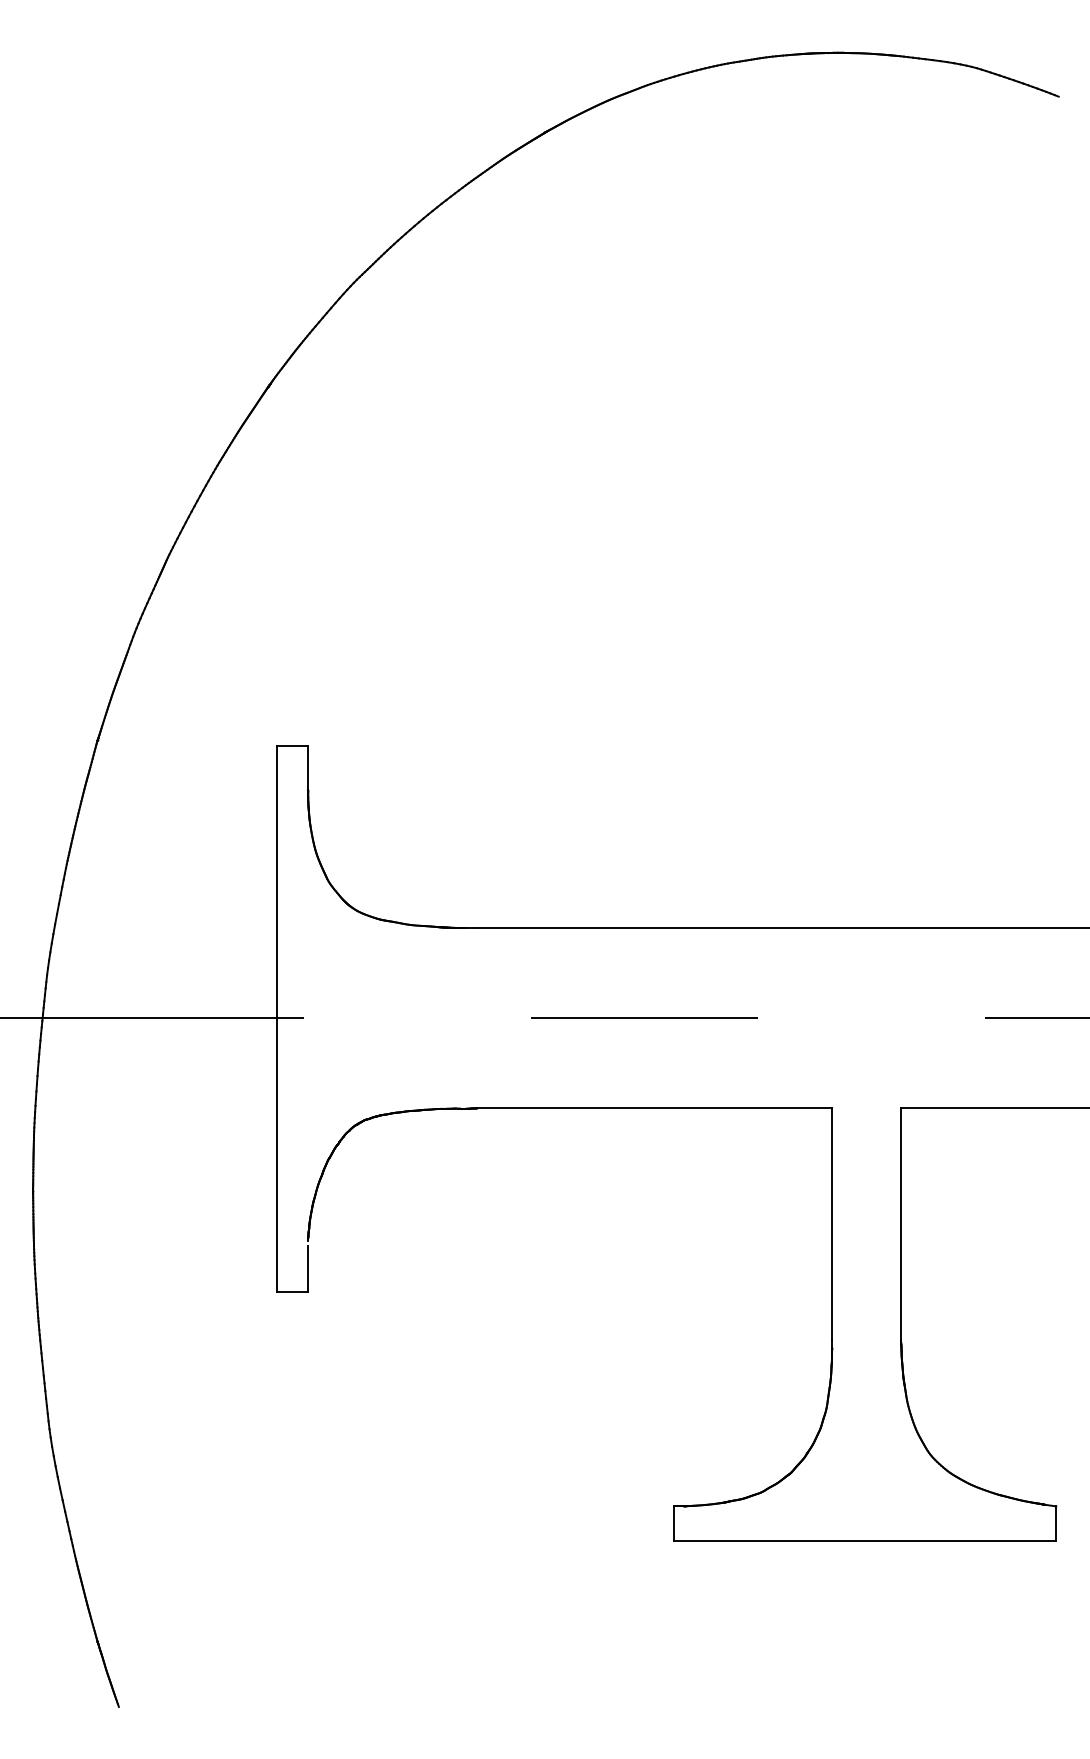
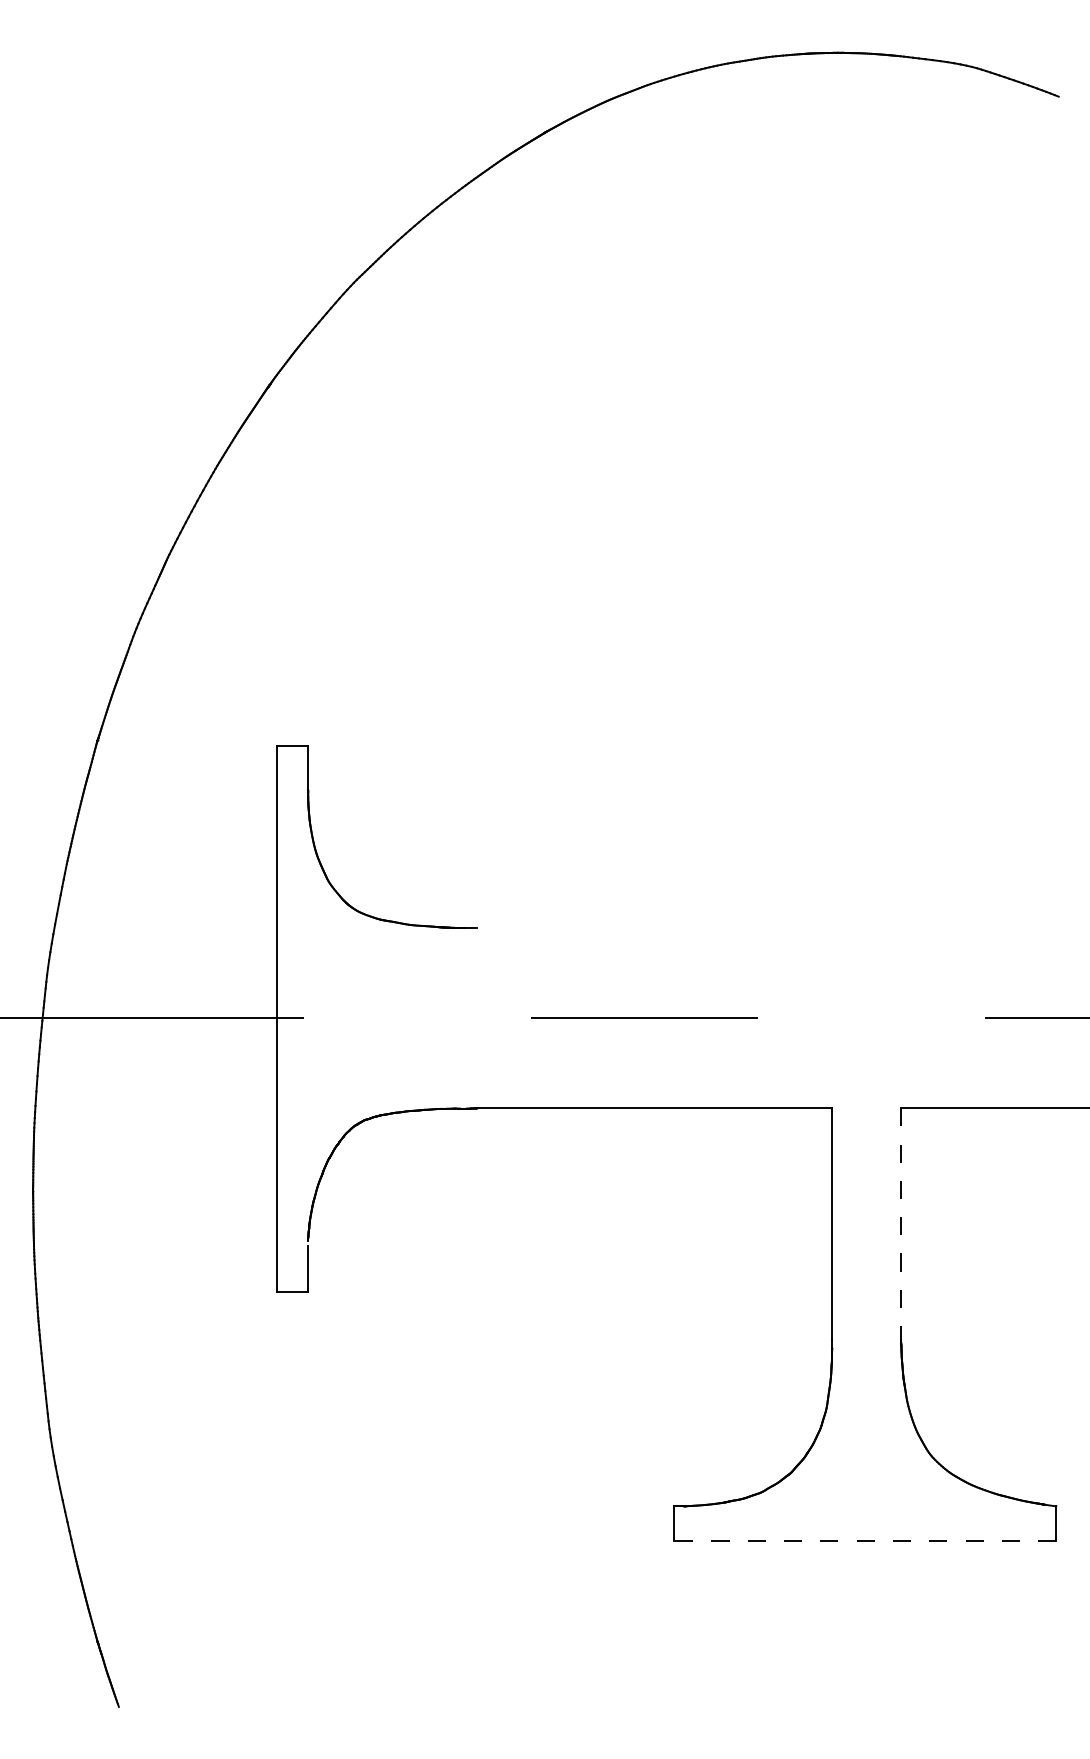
line: present -> none (781, 927)
line: solid -> dashed (901, 1224)
line: solid -> dashed (864, 1541)
